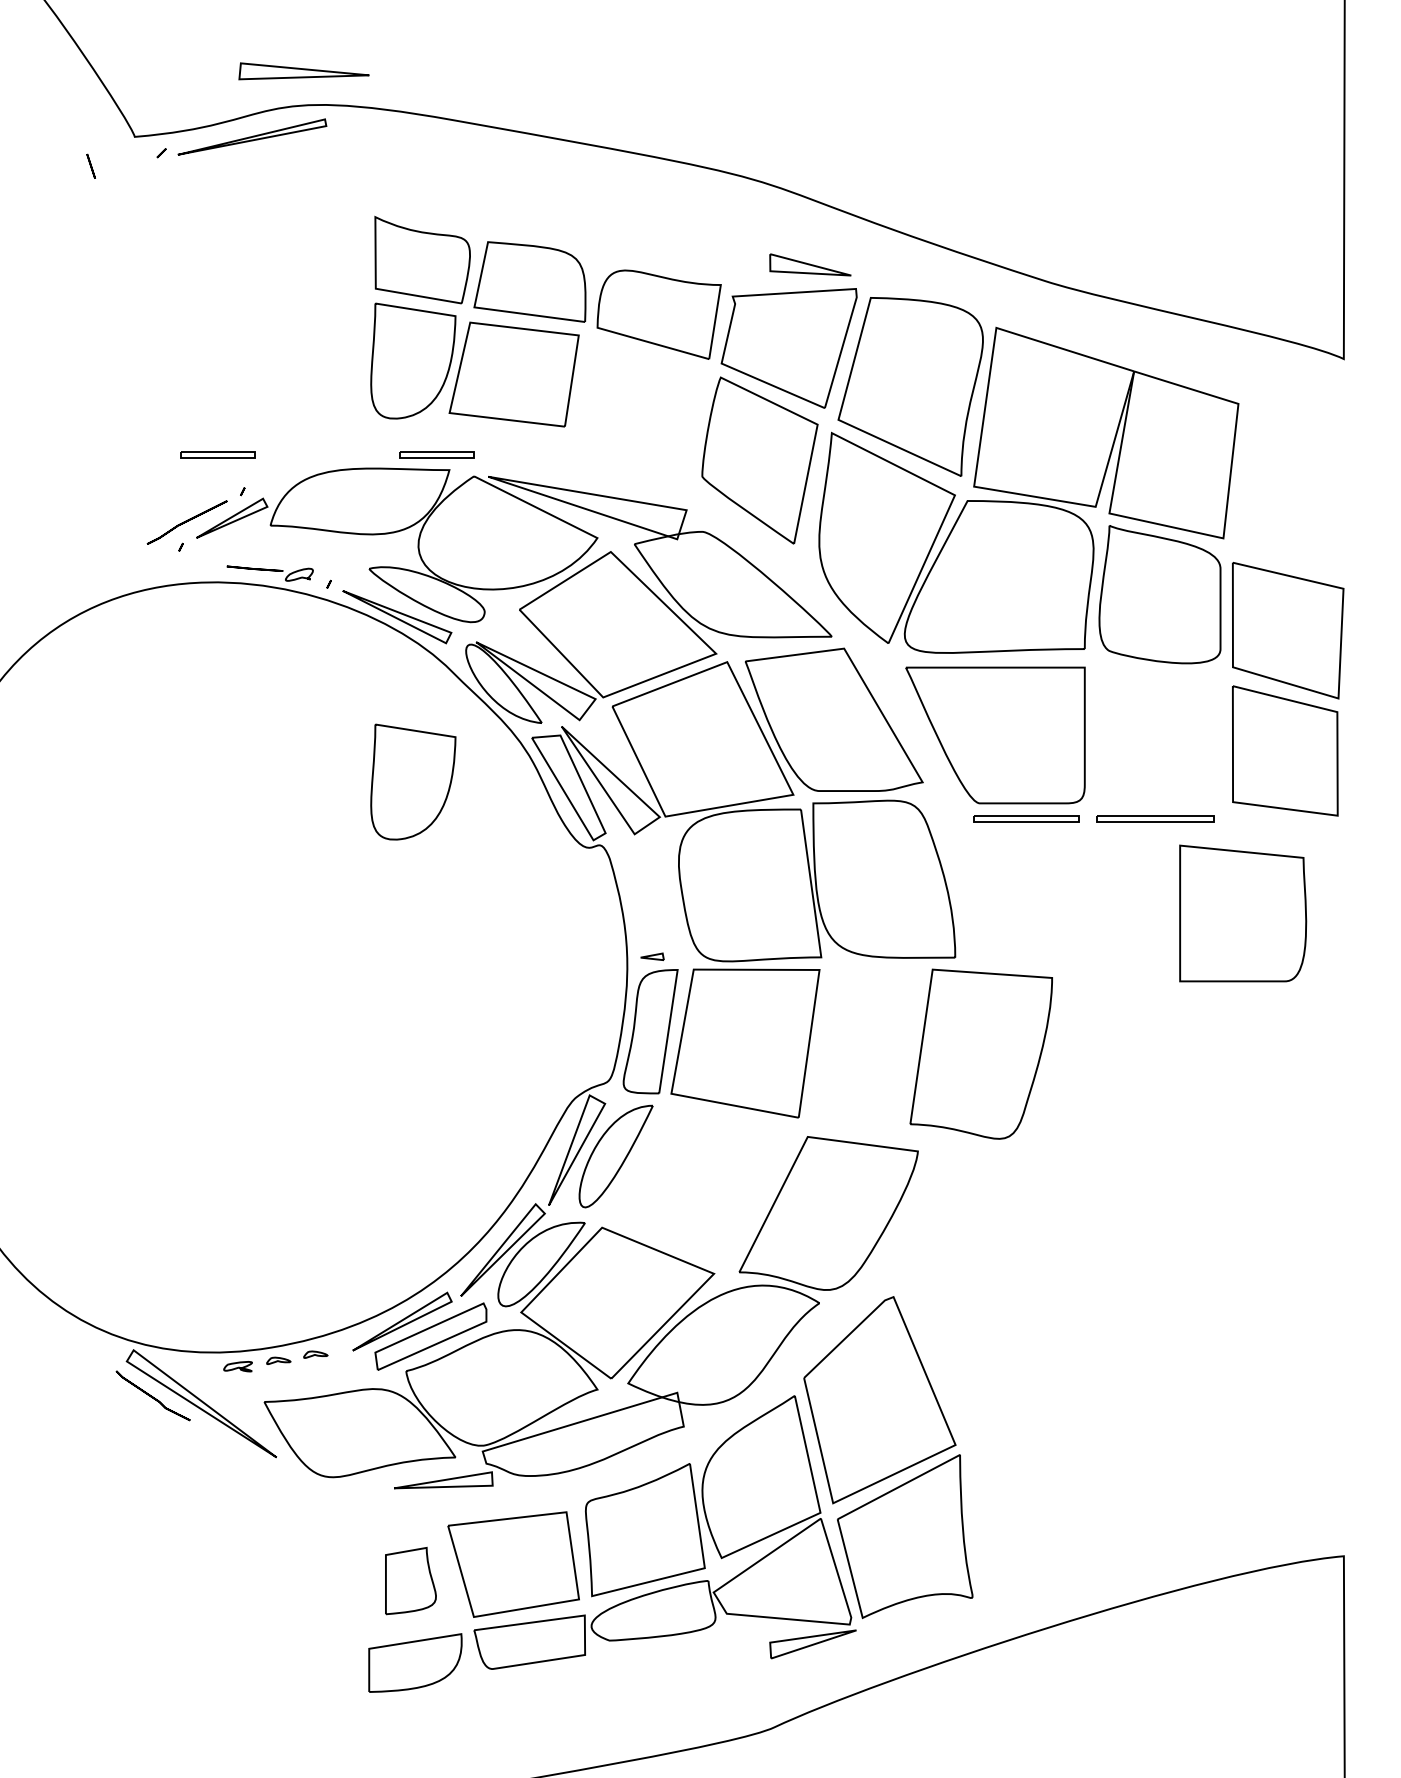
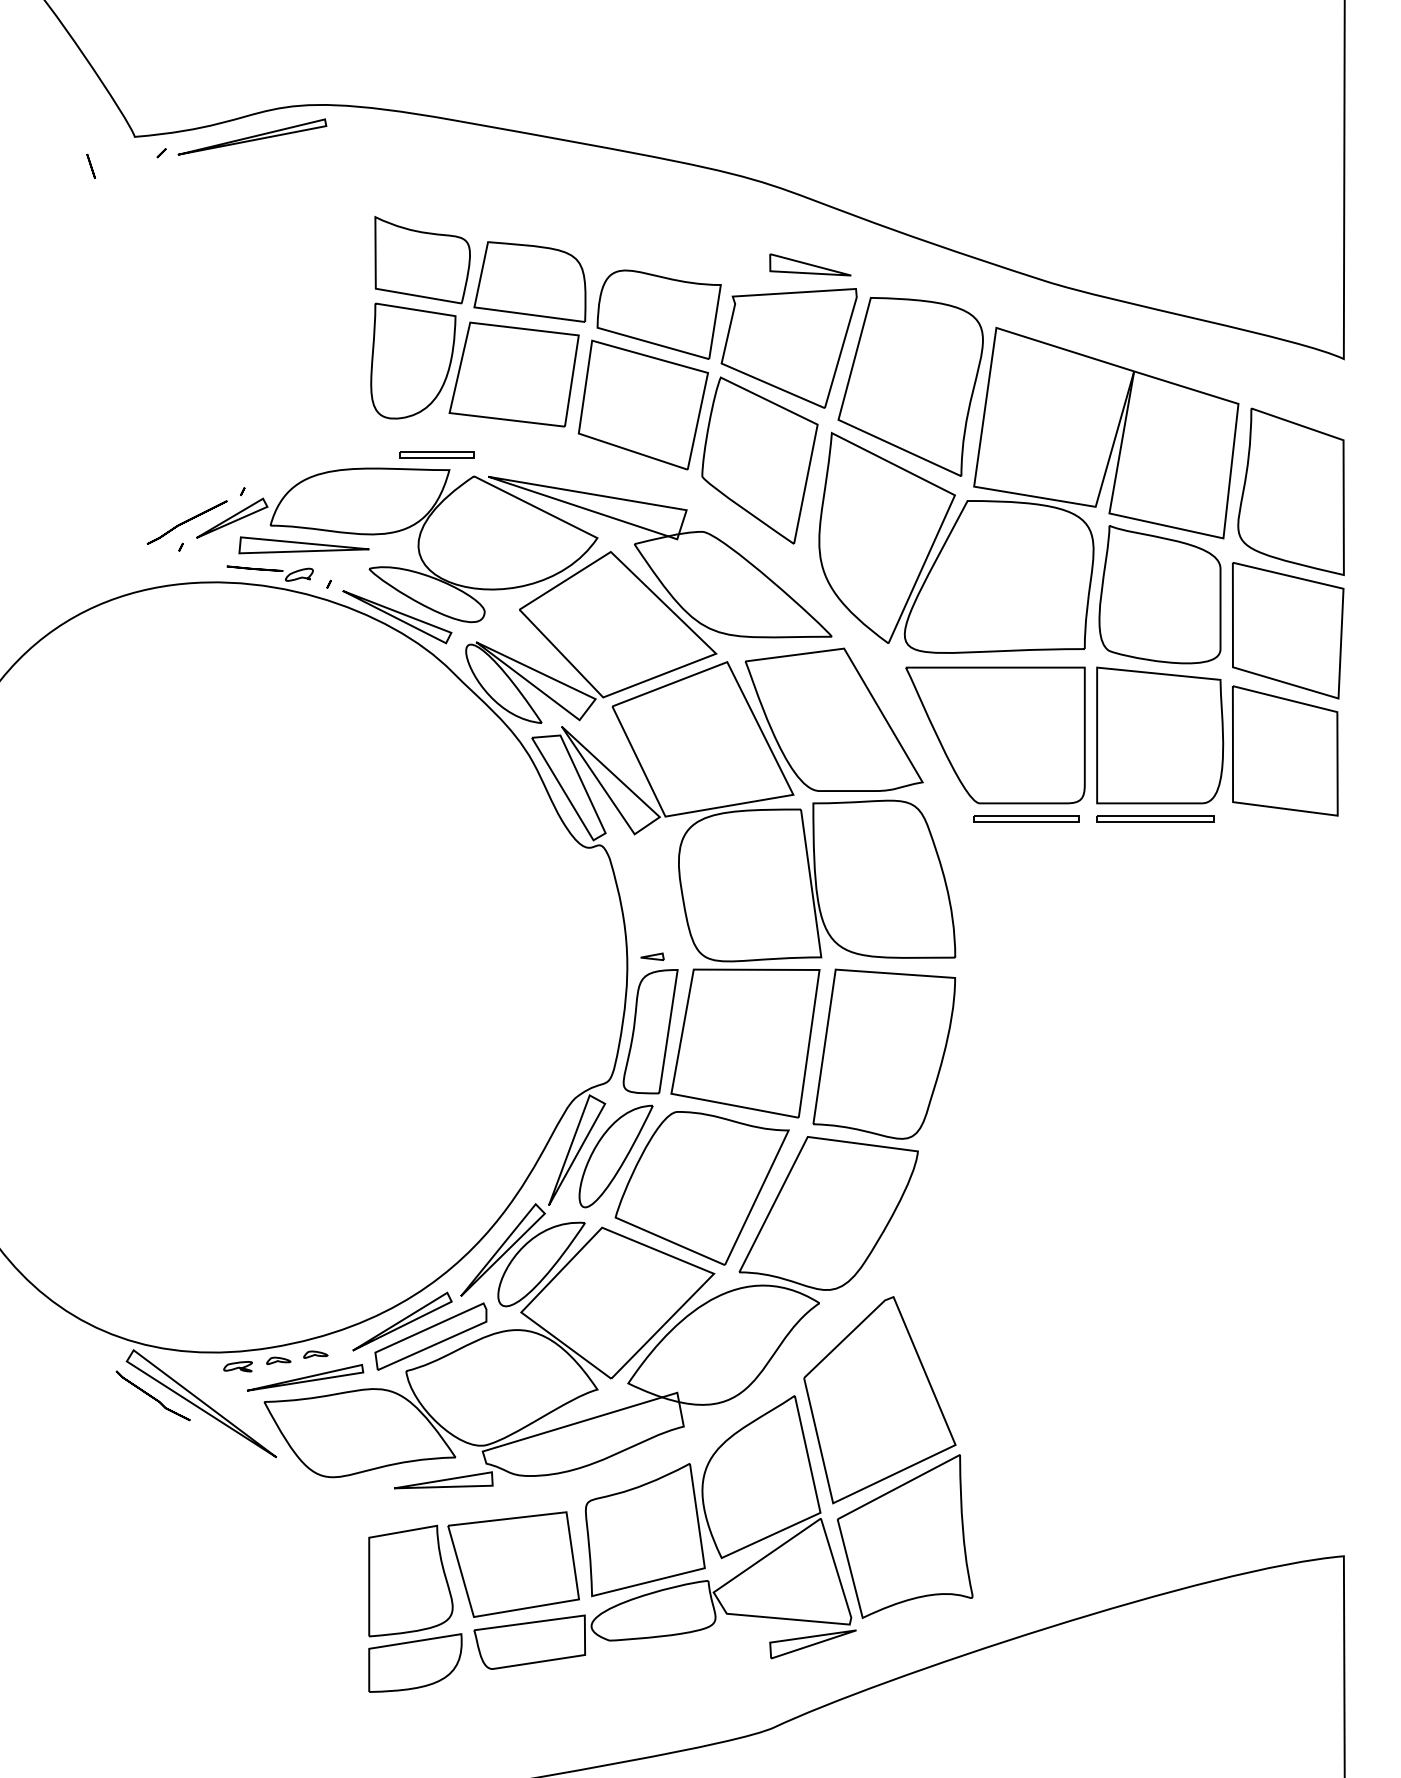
part position: (303, 71) -> (303, 545) (303, 545)
part: none -> present (642, 404)
part: present -> none (217, 454)
part: none -> present (1290, 491)
part: present -> none (413, 781)
part position: (1243, 913) -> (1160, 735) (1160, 735)
part position: (980, 1053) -> (883, 1053) (883, 1053)
part: none -> present (701, 1188)
part: none -> present (305, 1377)
part size: 52x70 px -> 86x114 px (410, 1580)
